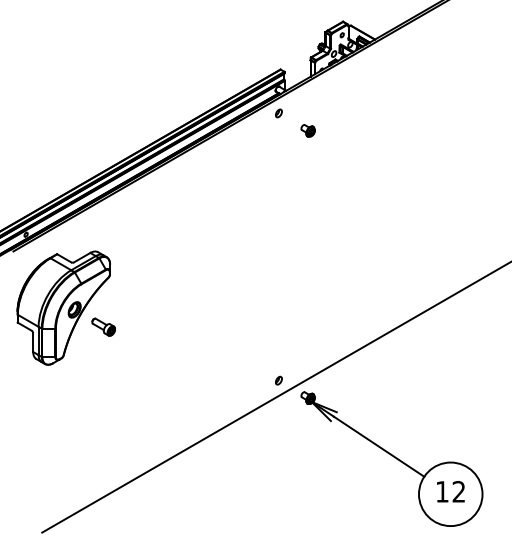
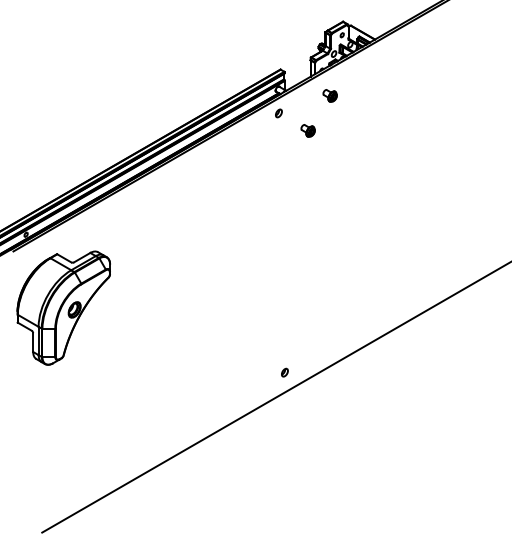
part: none -> present (329, 95)
part: present -> none (103, 326)
part position: (278, 380) -> (284, 372) (284, 372)
part: present -> none (391, 458)
